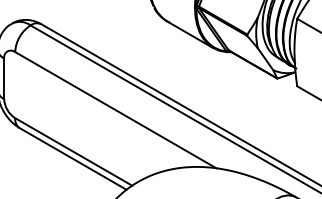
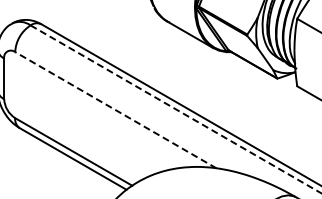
line: solid -> dashed (115, 109)
line: solid -> dashed (176, 109)
